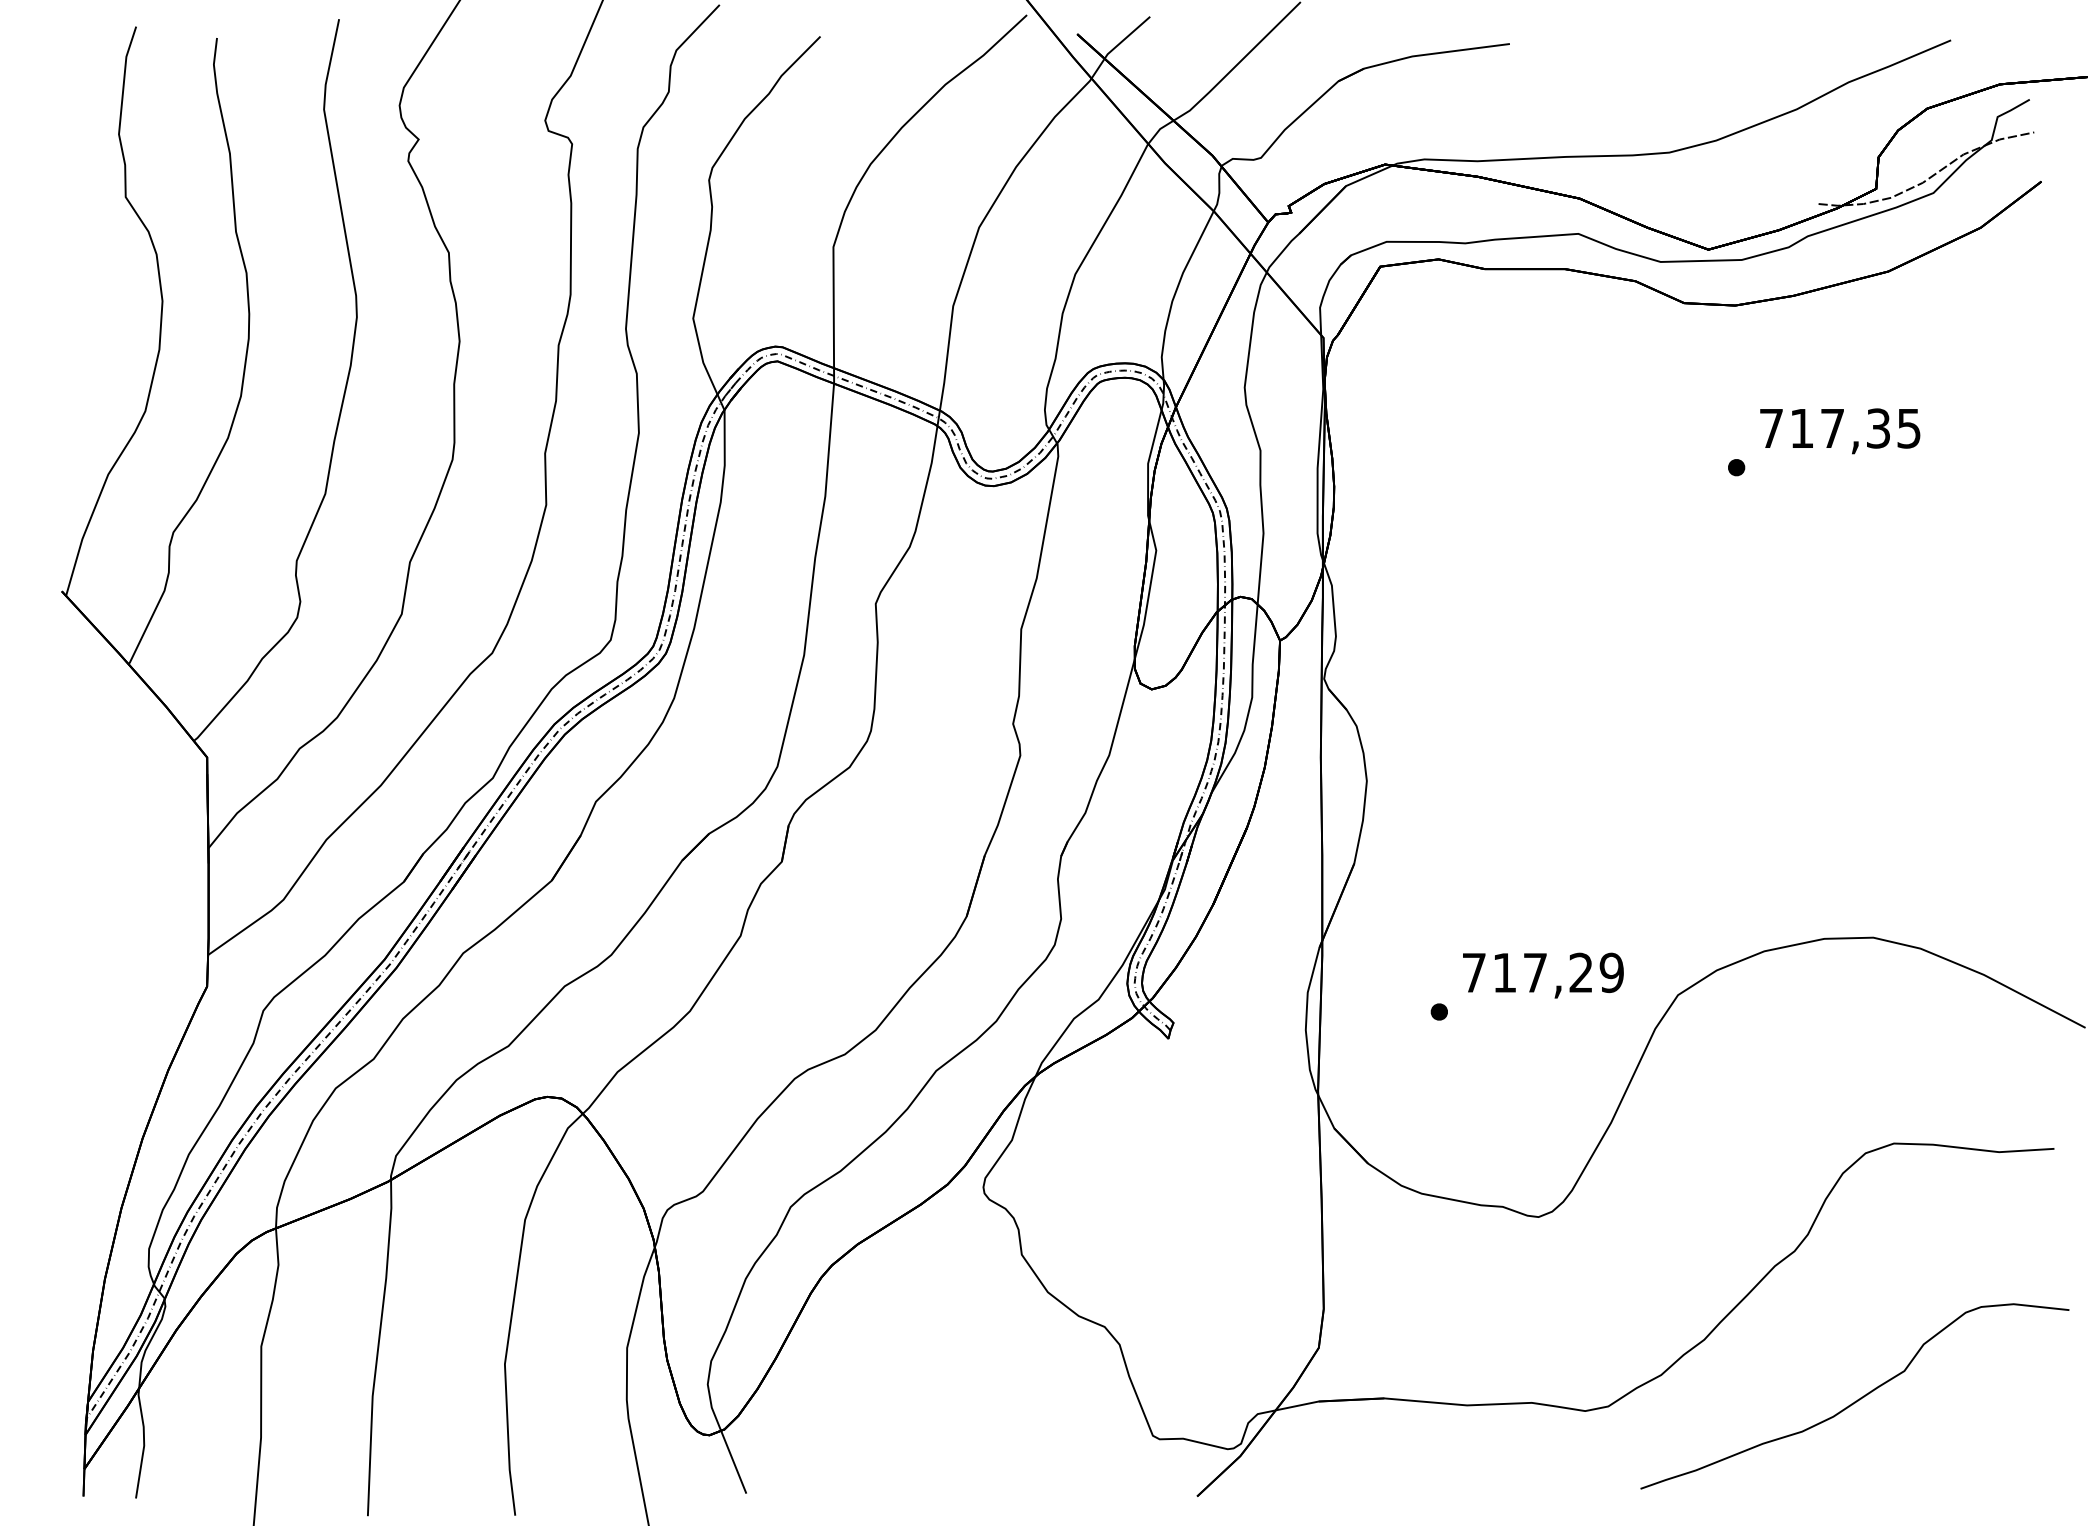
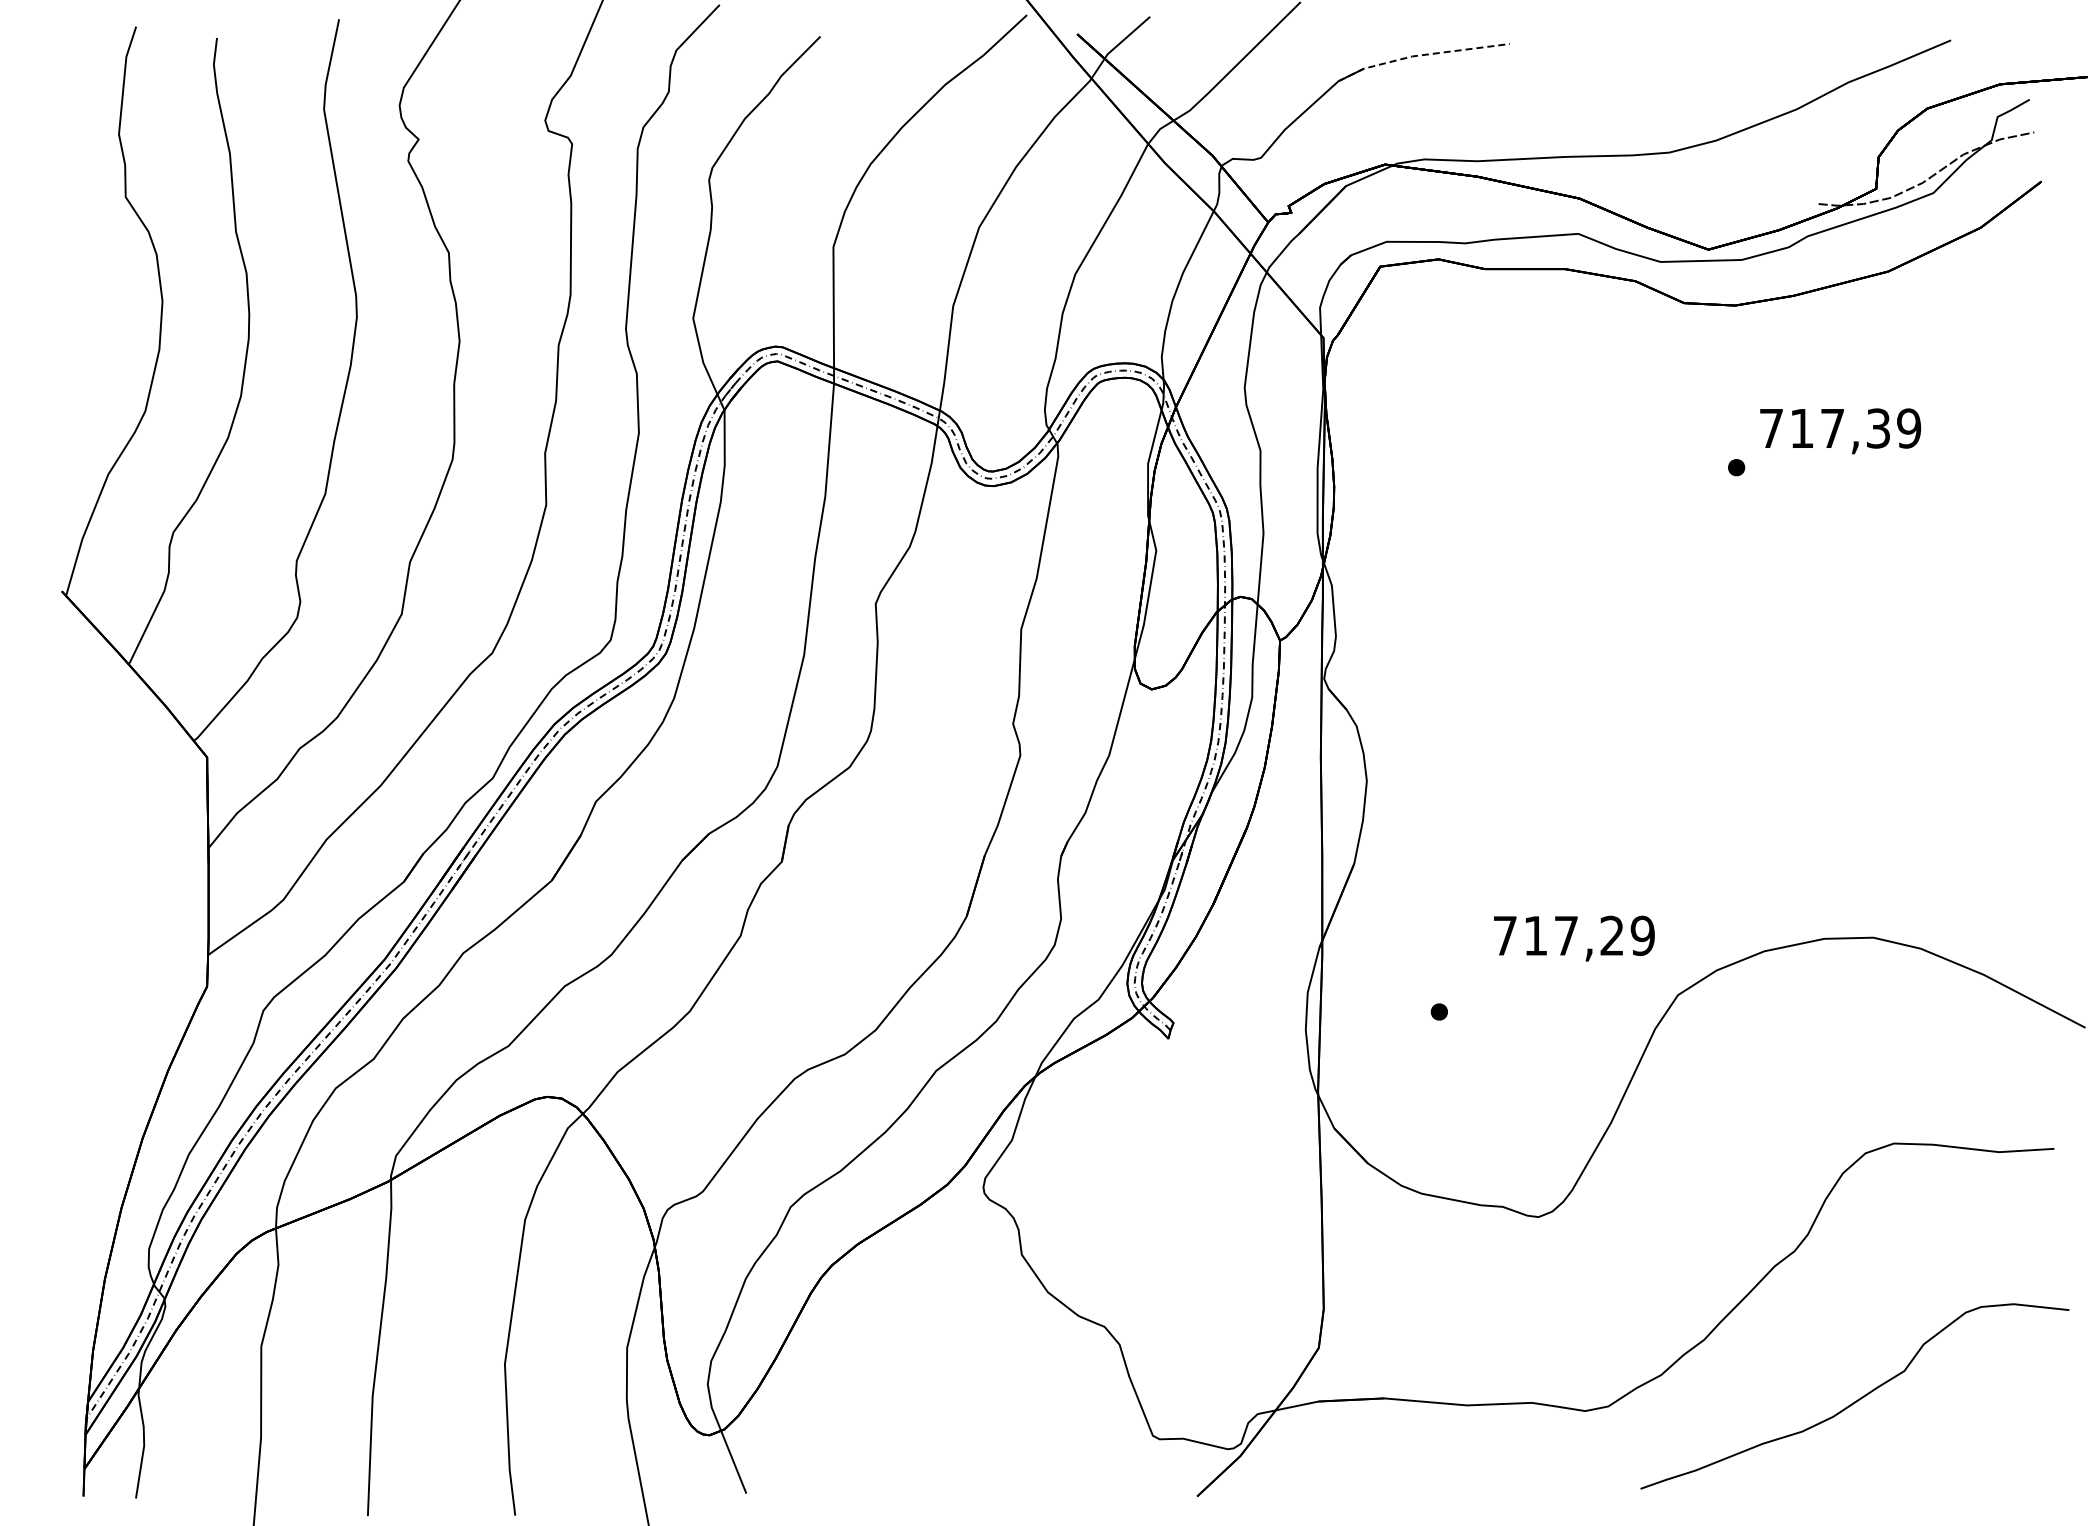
line: solid -> dashed (1421, 55)
text: 717,35 -> 717,39 (1909, 428)
text position: (1543, 975) -> (1574, 938) (1574, 938)
